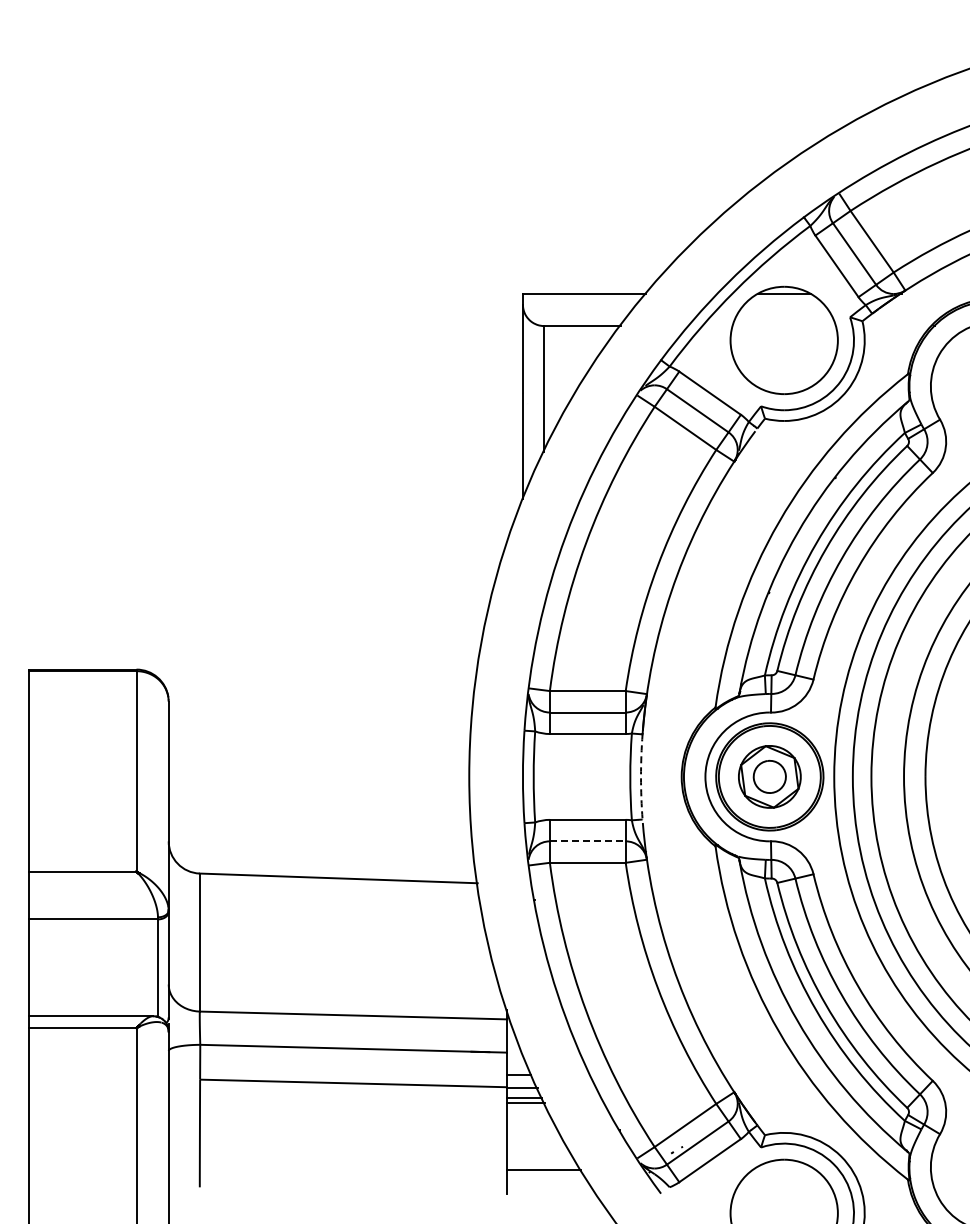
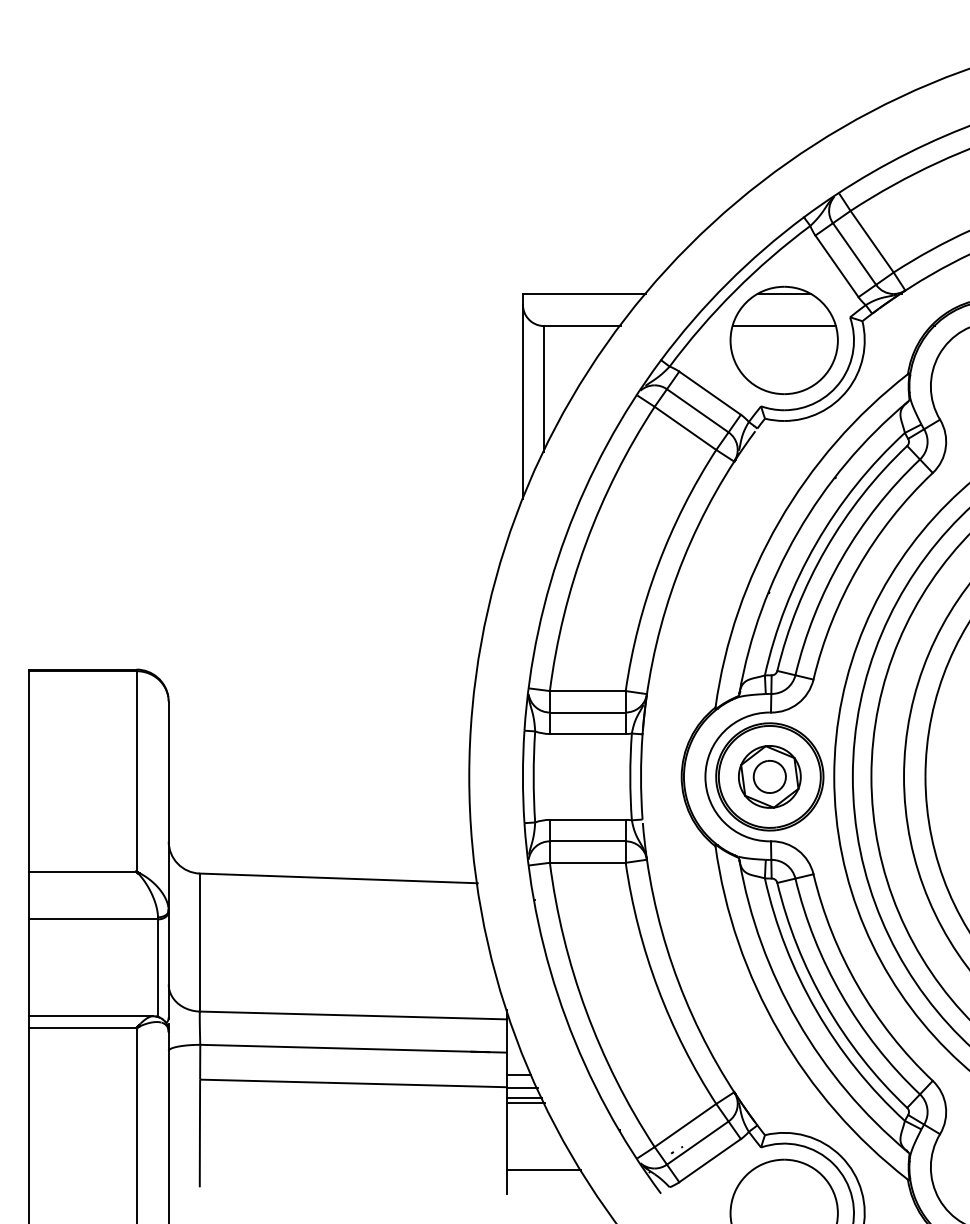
line: none -> present (783, 326)
arc: dashed -> solid (641, 776)
line: dashed -> solid (587, 841)
